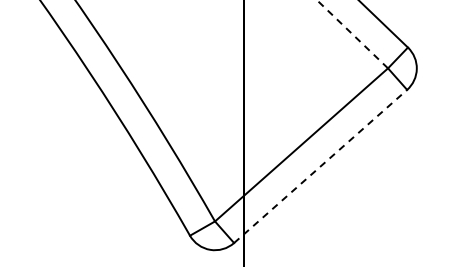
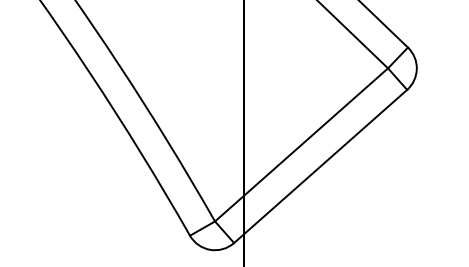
line: dashed -> solid (352, 34)
line: dashed -> solid (320, 166)
